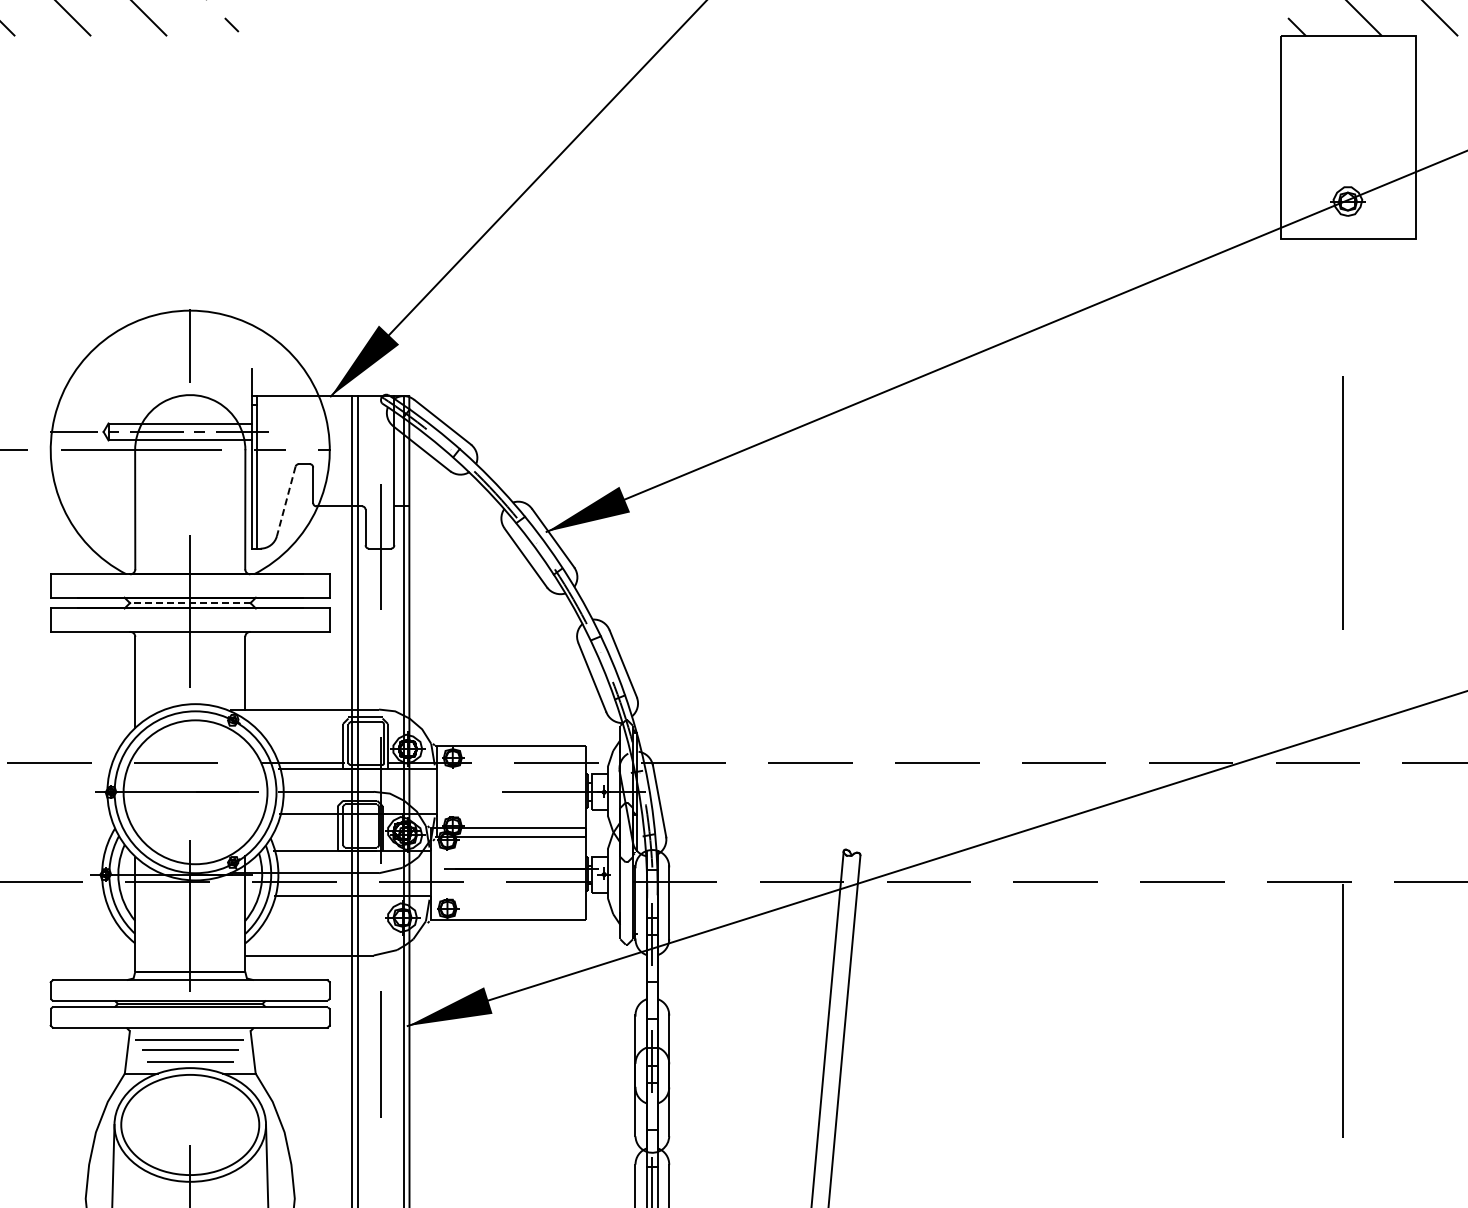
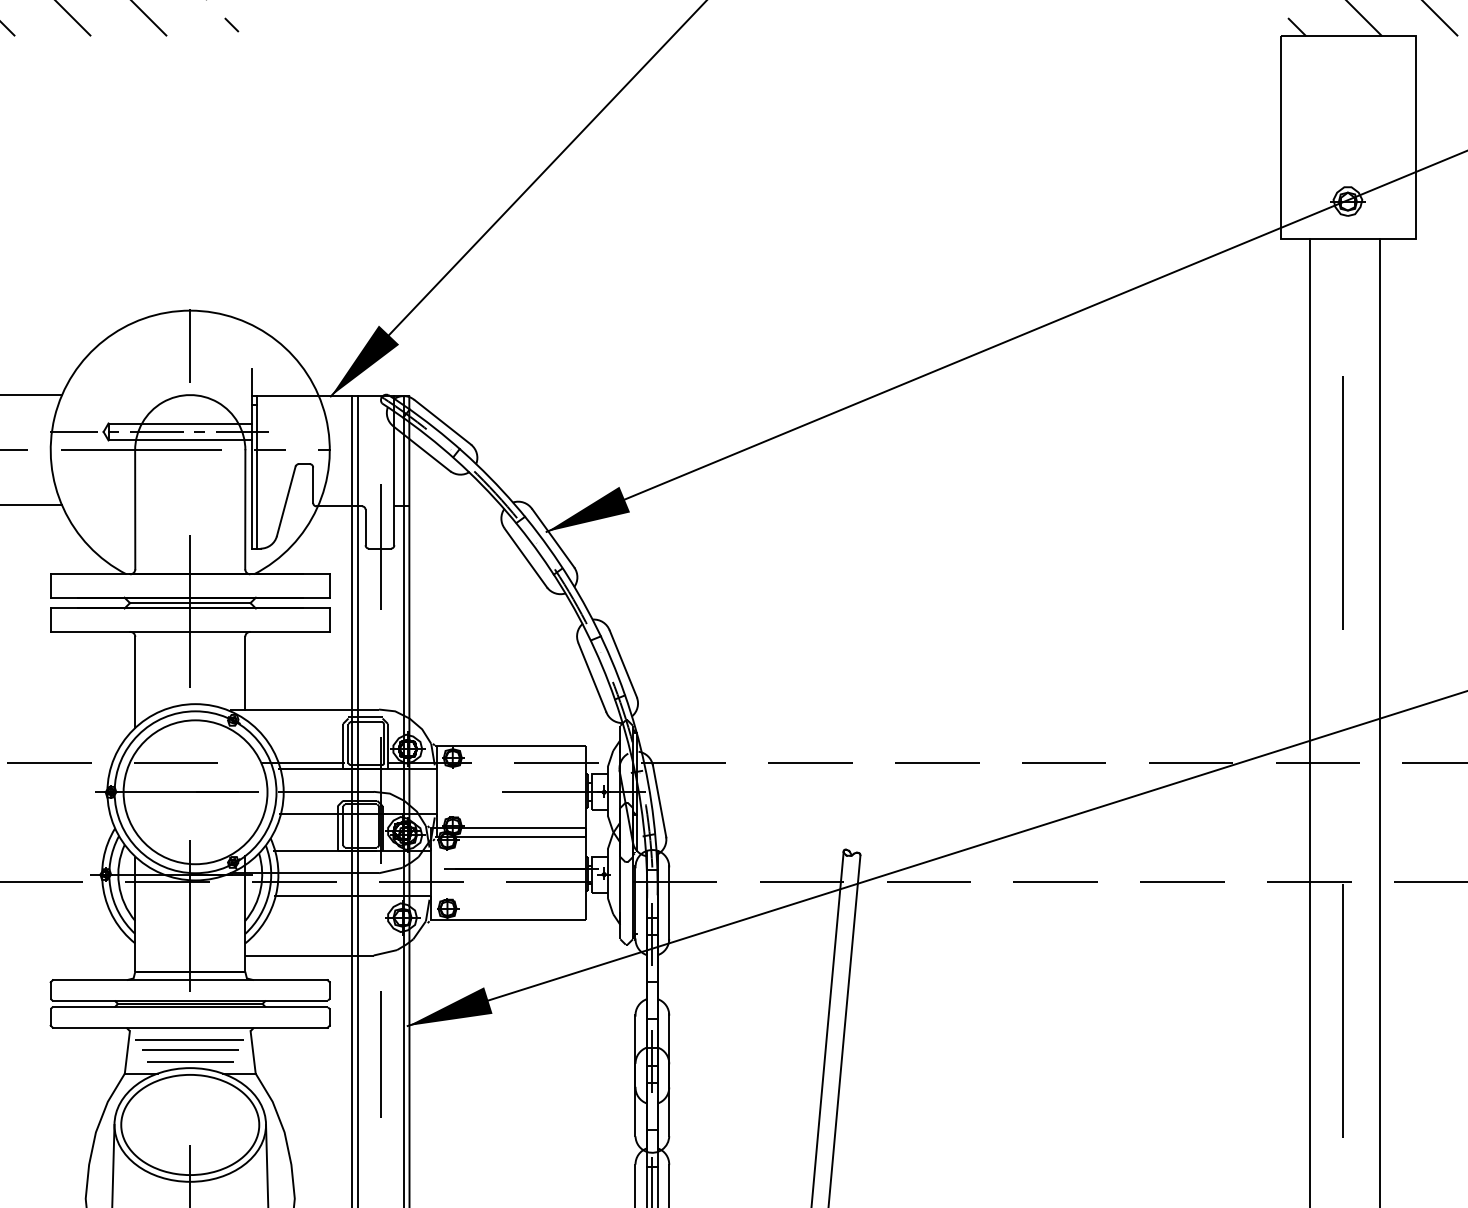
line: none -> present (32, 395)
line: dashed -> solid (286, 501)
line: none -> present (32, 505)
line: dashed -> solid (189, 603)
line: none -> present (1310, 721)
line: none -> present (1380, 721)
